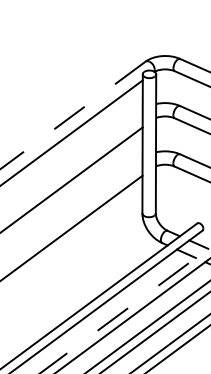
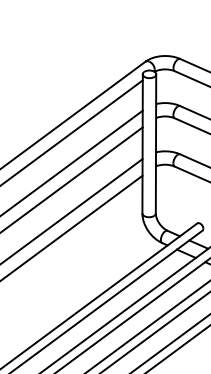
line: dashed -> solid (72, 115)
line: none -> present (72, 162)
line: none -> present (72, 210)
line: dashed -> solid (125, 310)
